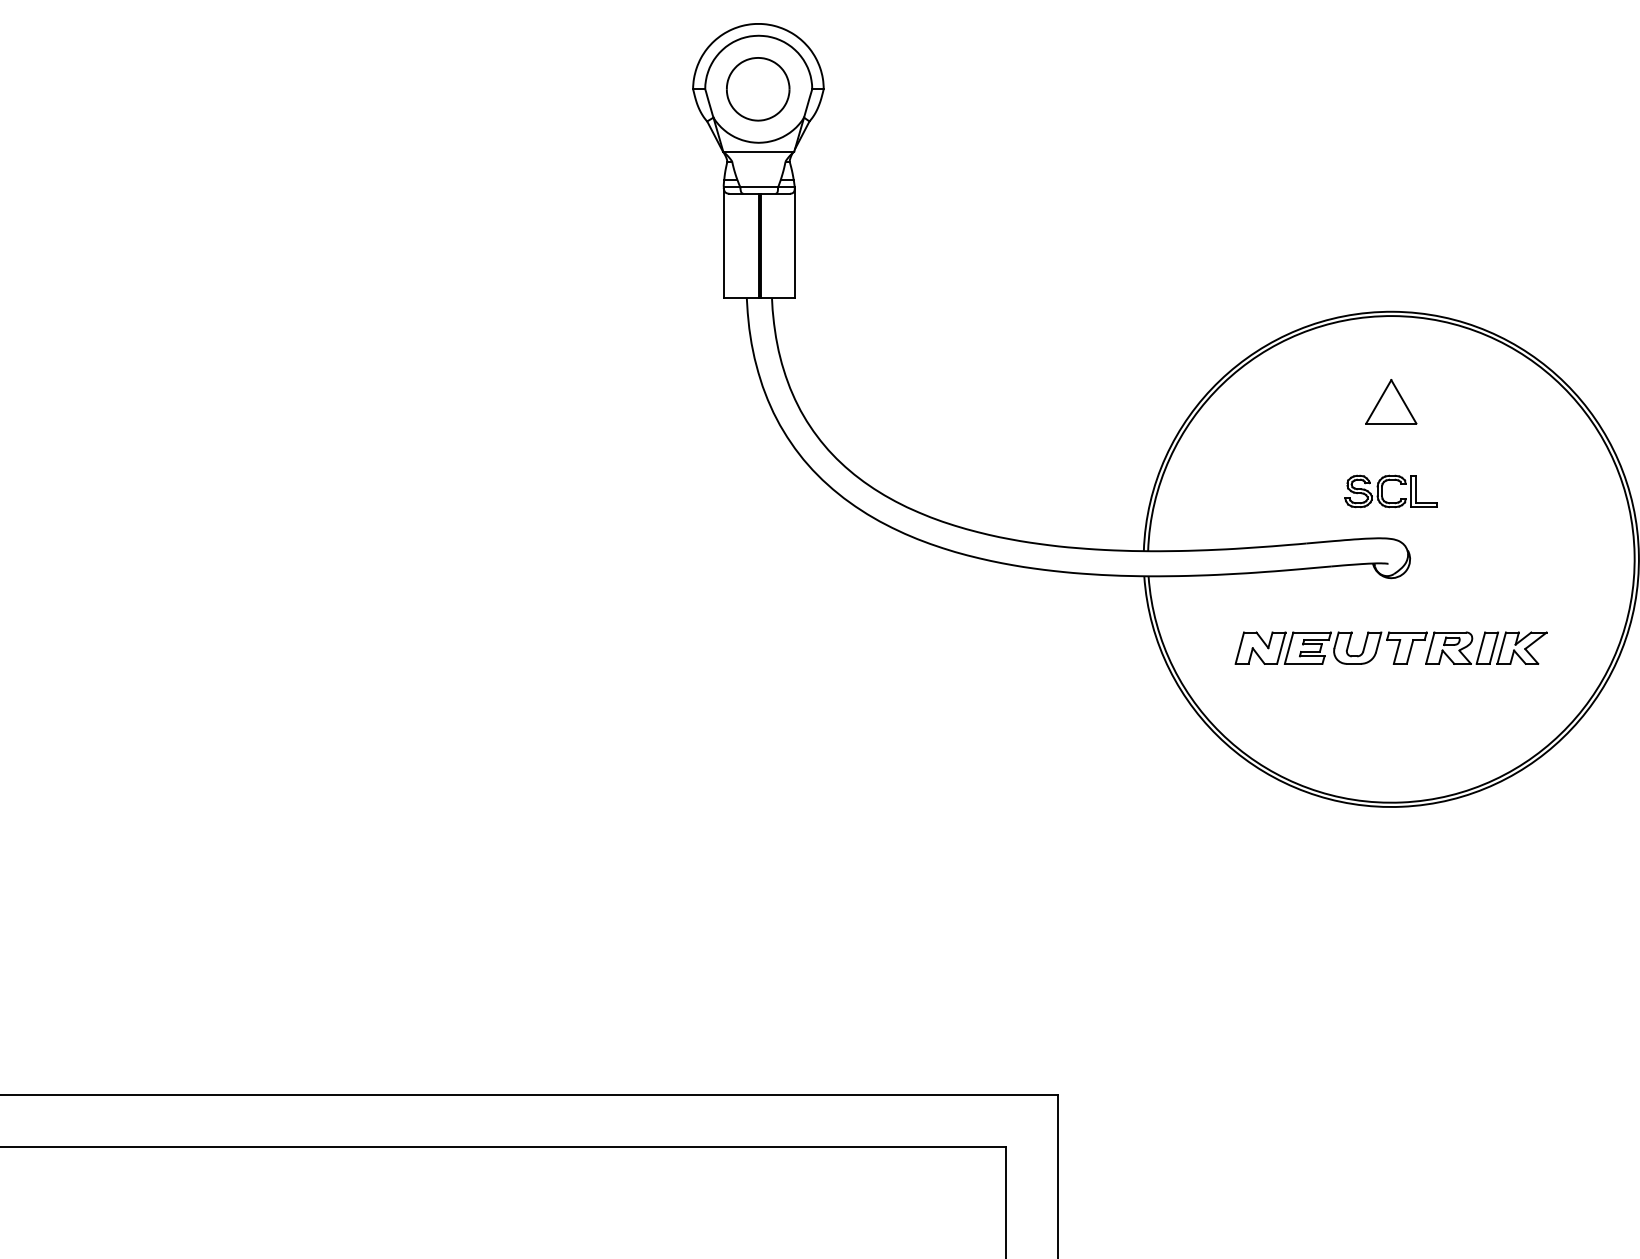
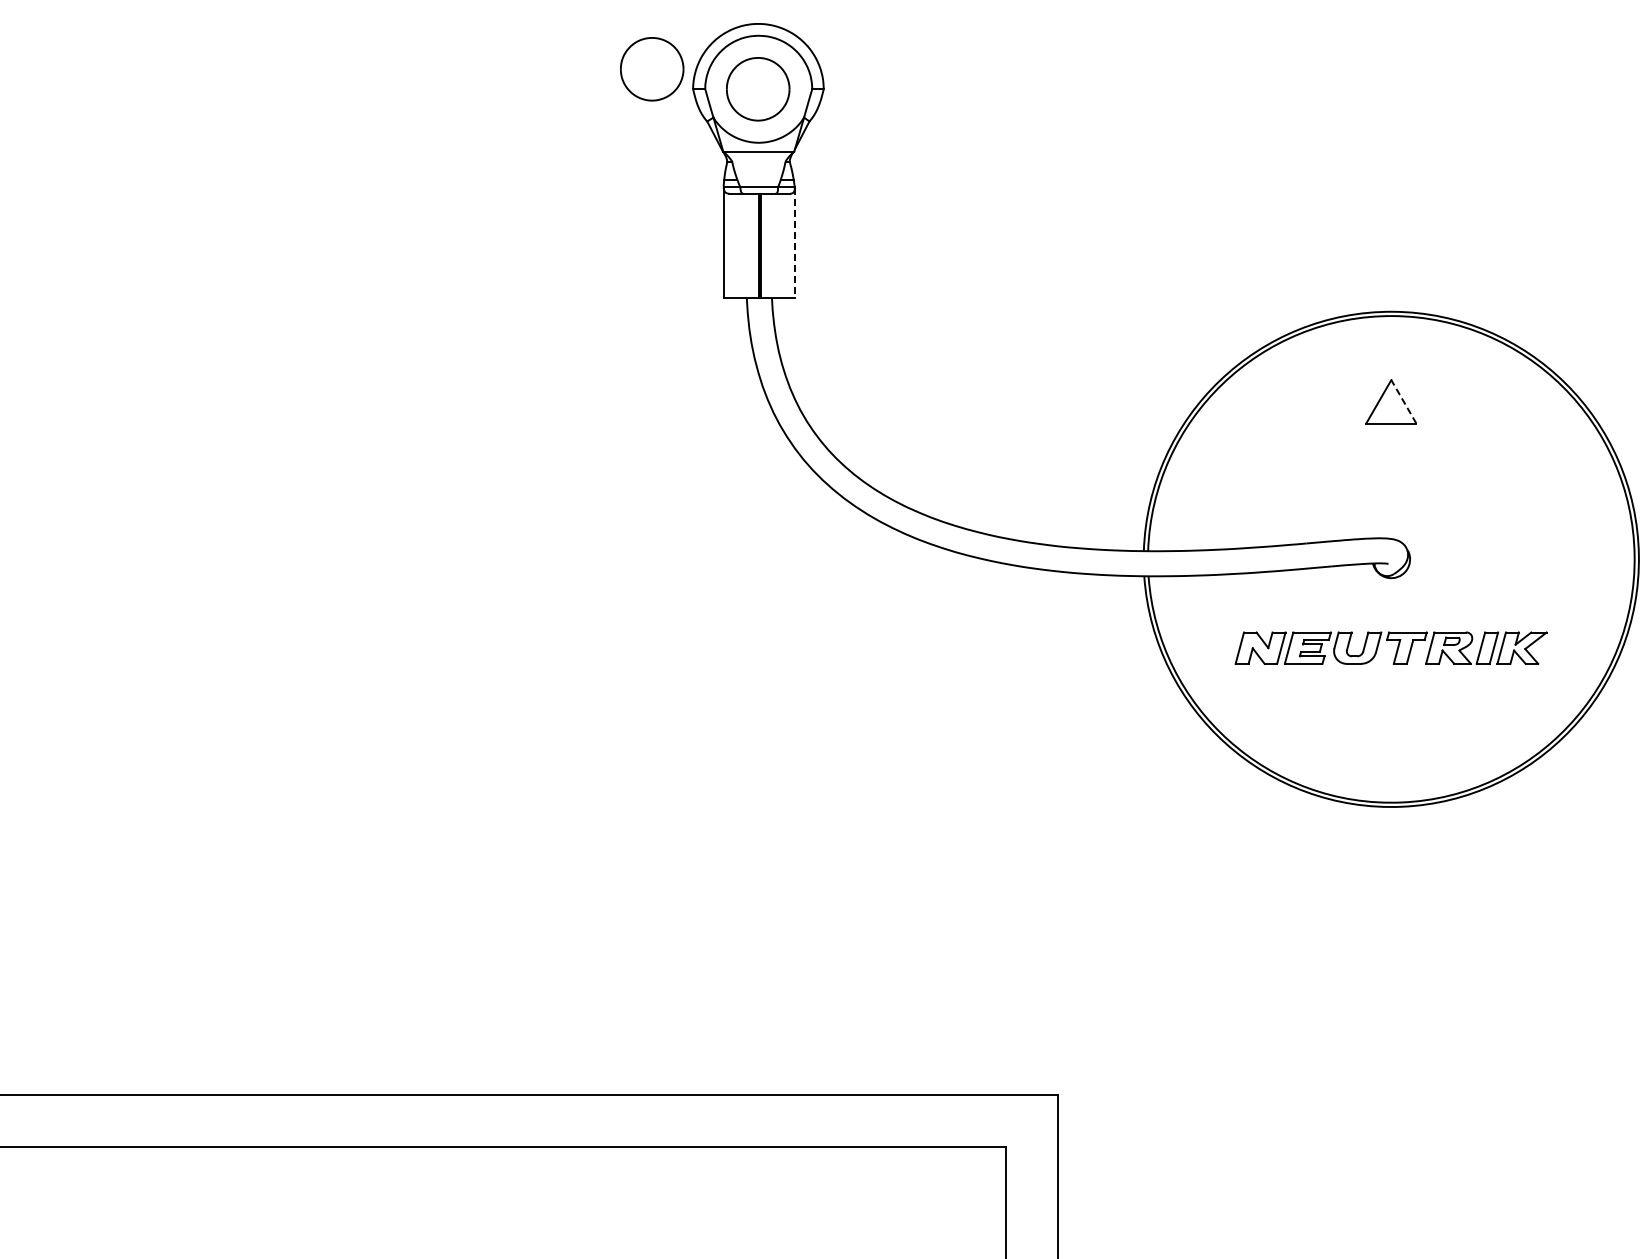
part: none -> present (652, 69)
line: solid -> dashed (794, 243)
line: solid -> dashed (1403, 401)
part: present -> none (1382, 491)
